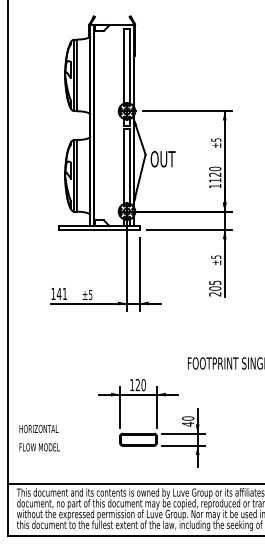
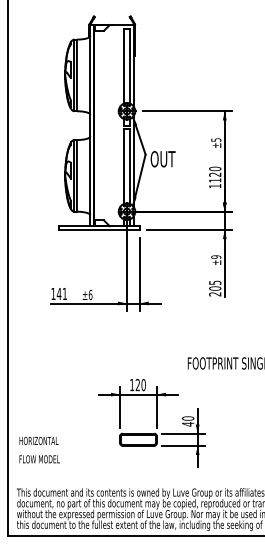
text: ±5 -> ±9 (215, 256)
text: ±5 -> ±6 (90, 294)
text position: (39, 437) -> (39, 449) (39, 449)
line: present -> none (134, 484)
